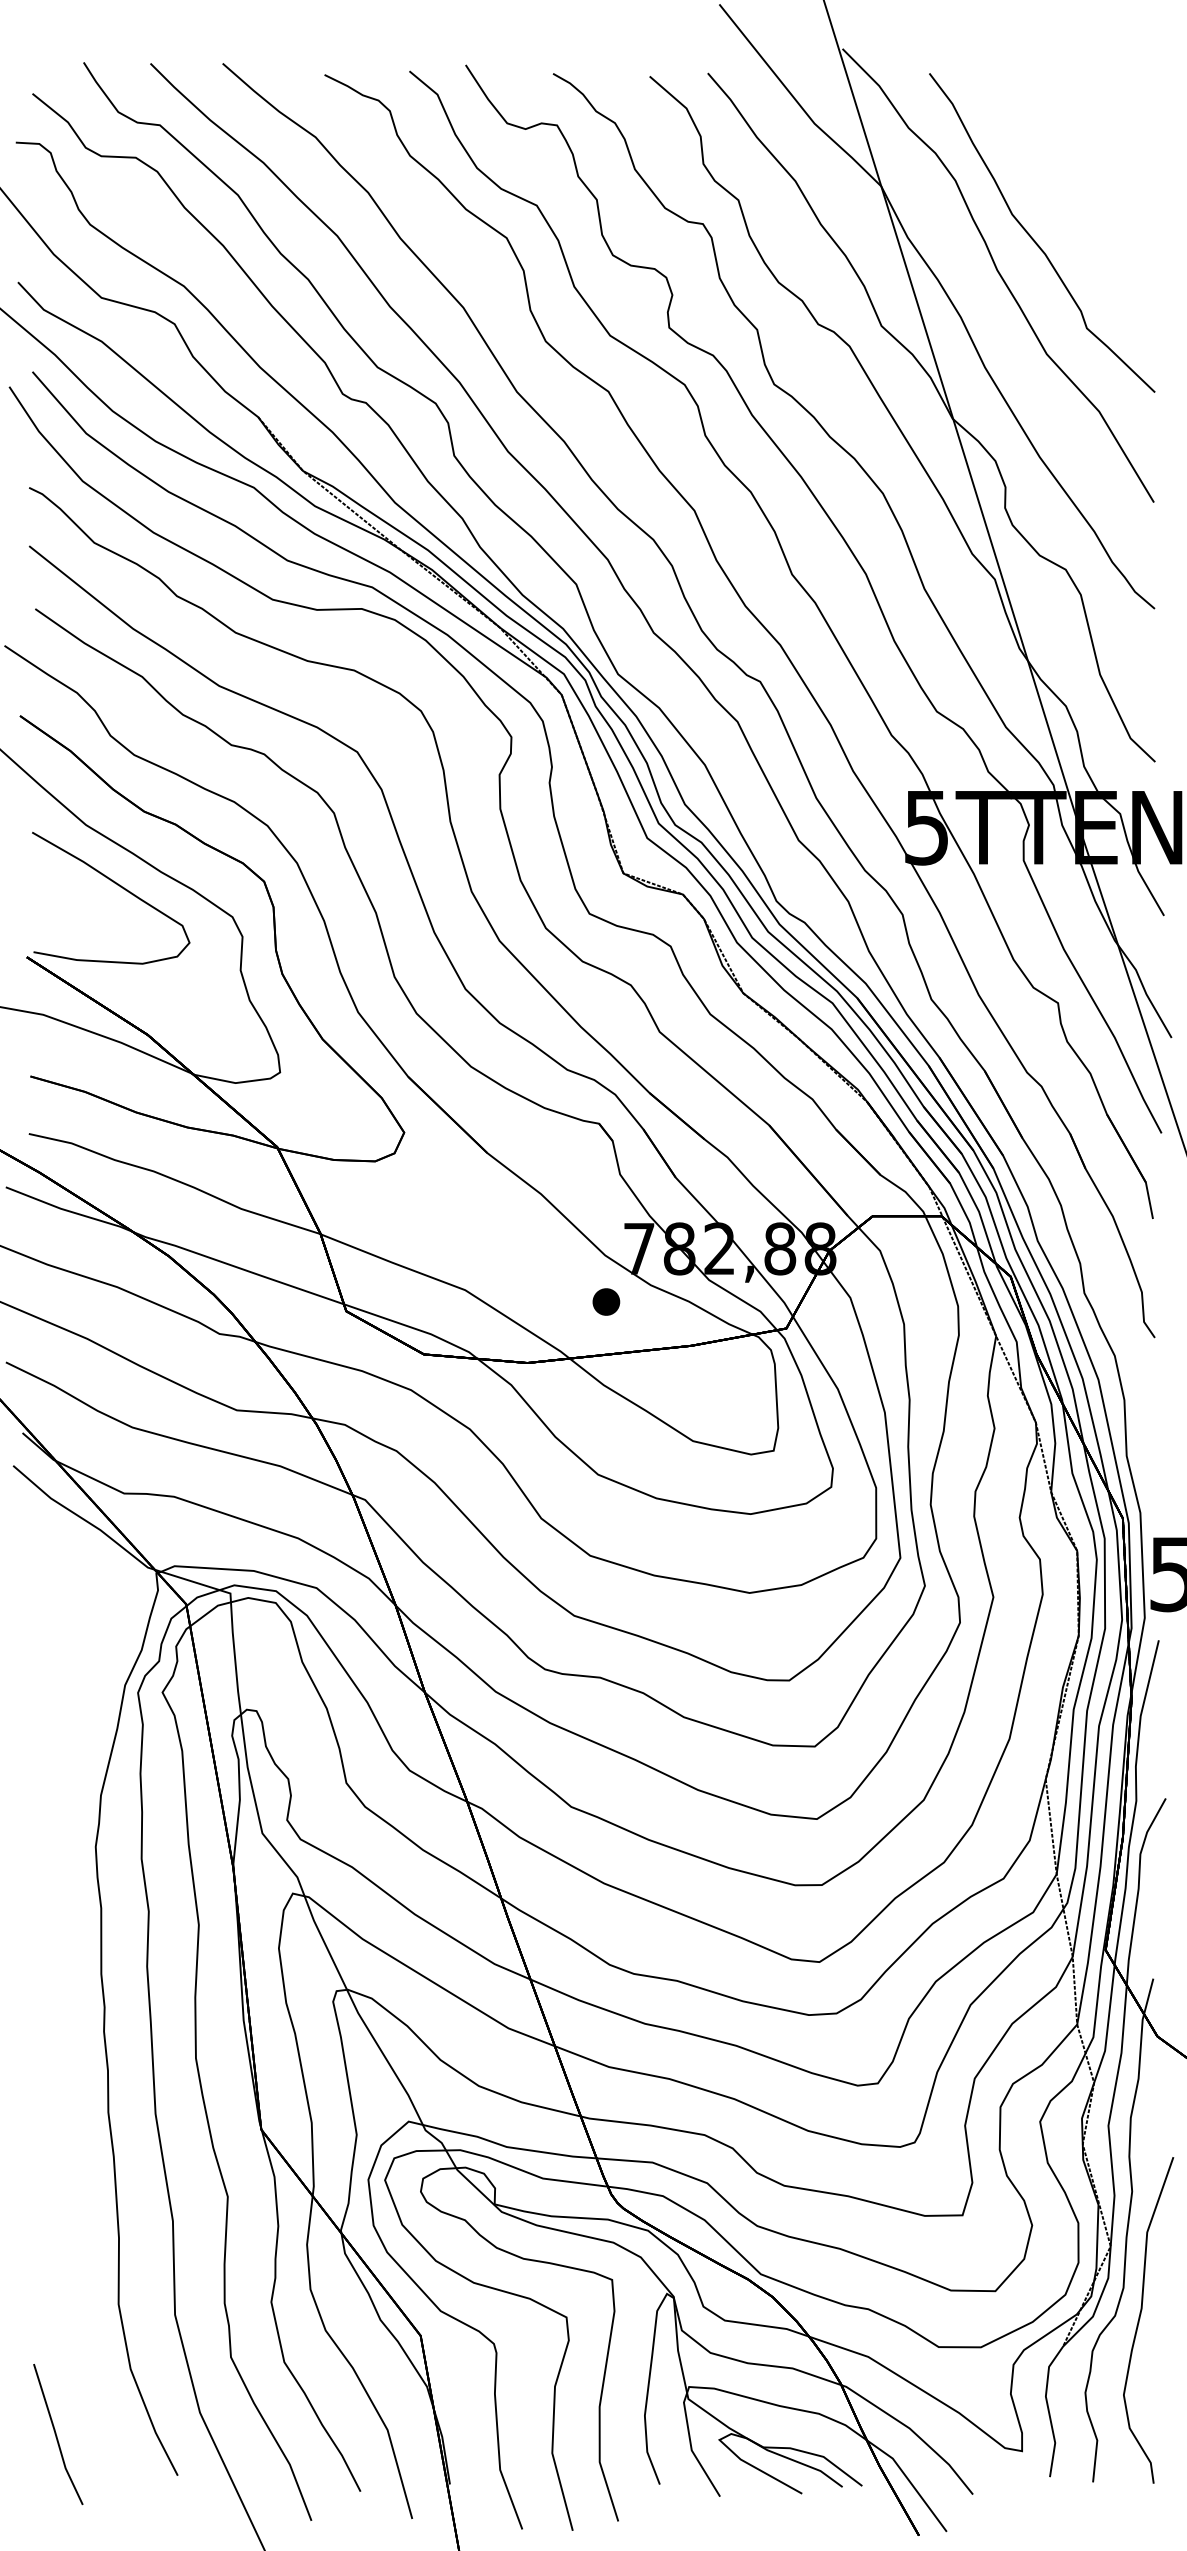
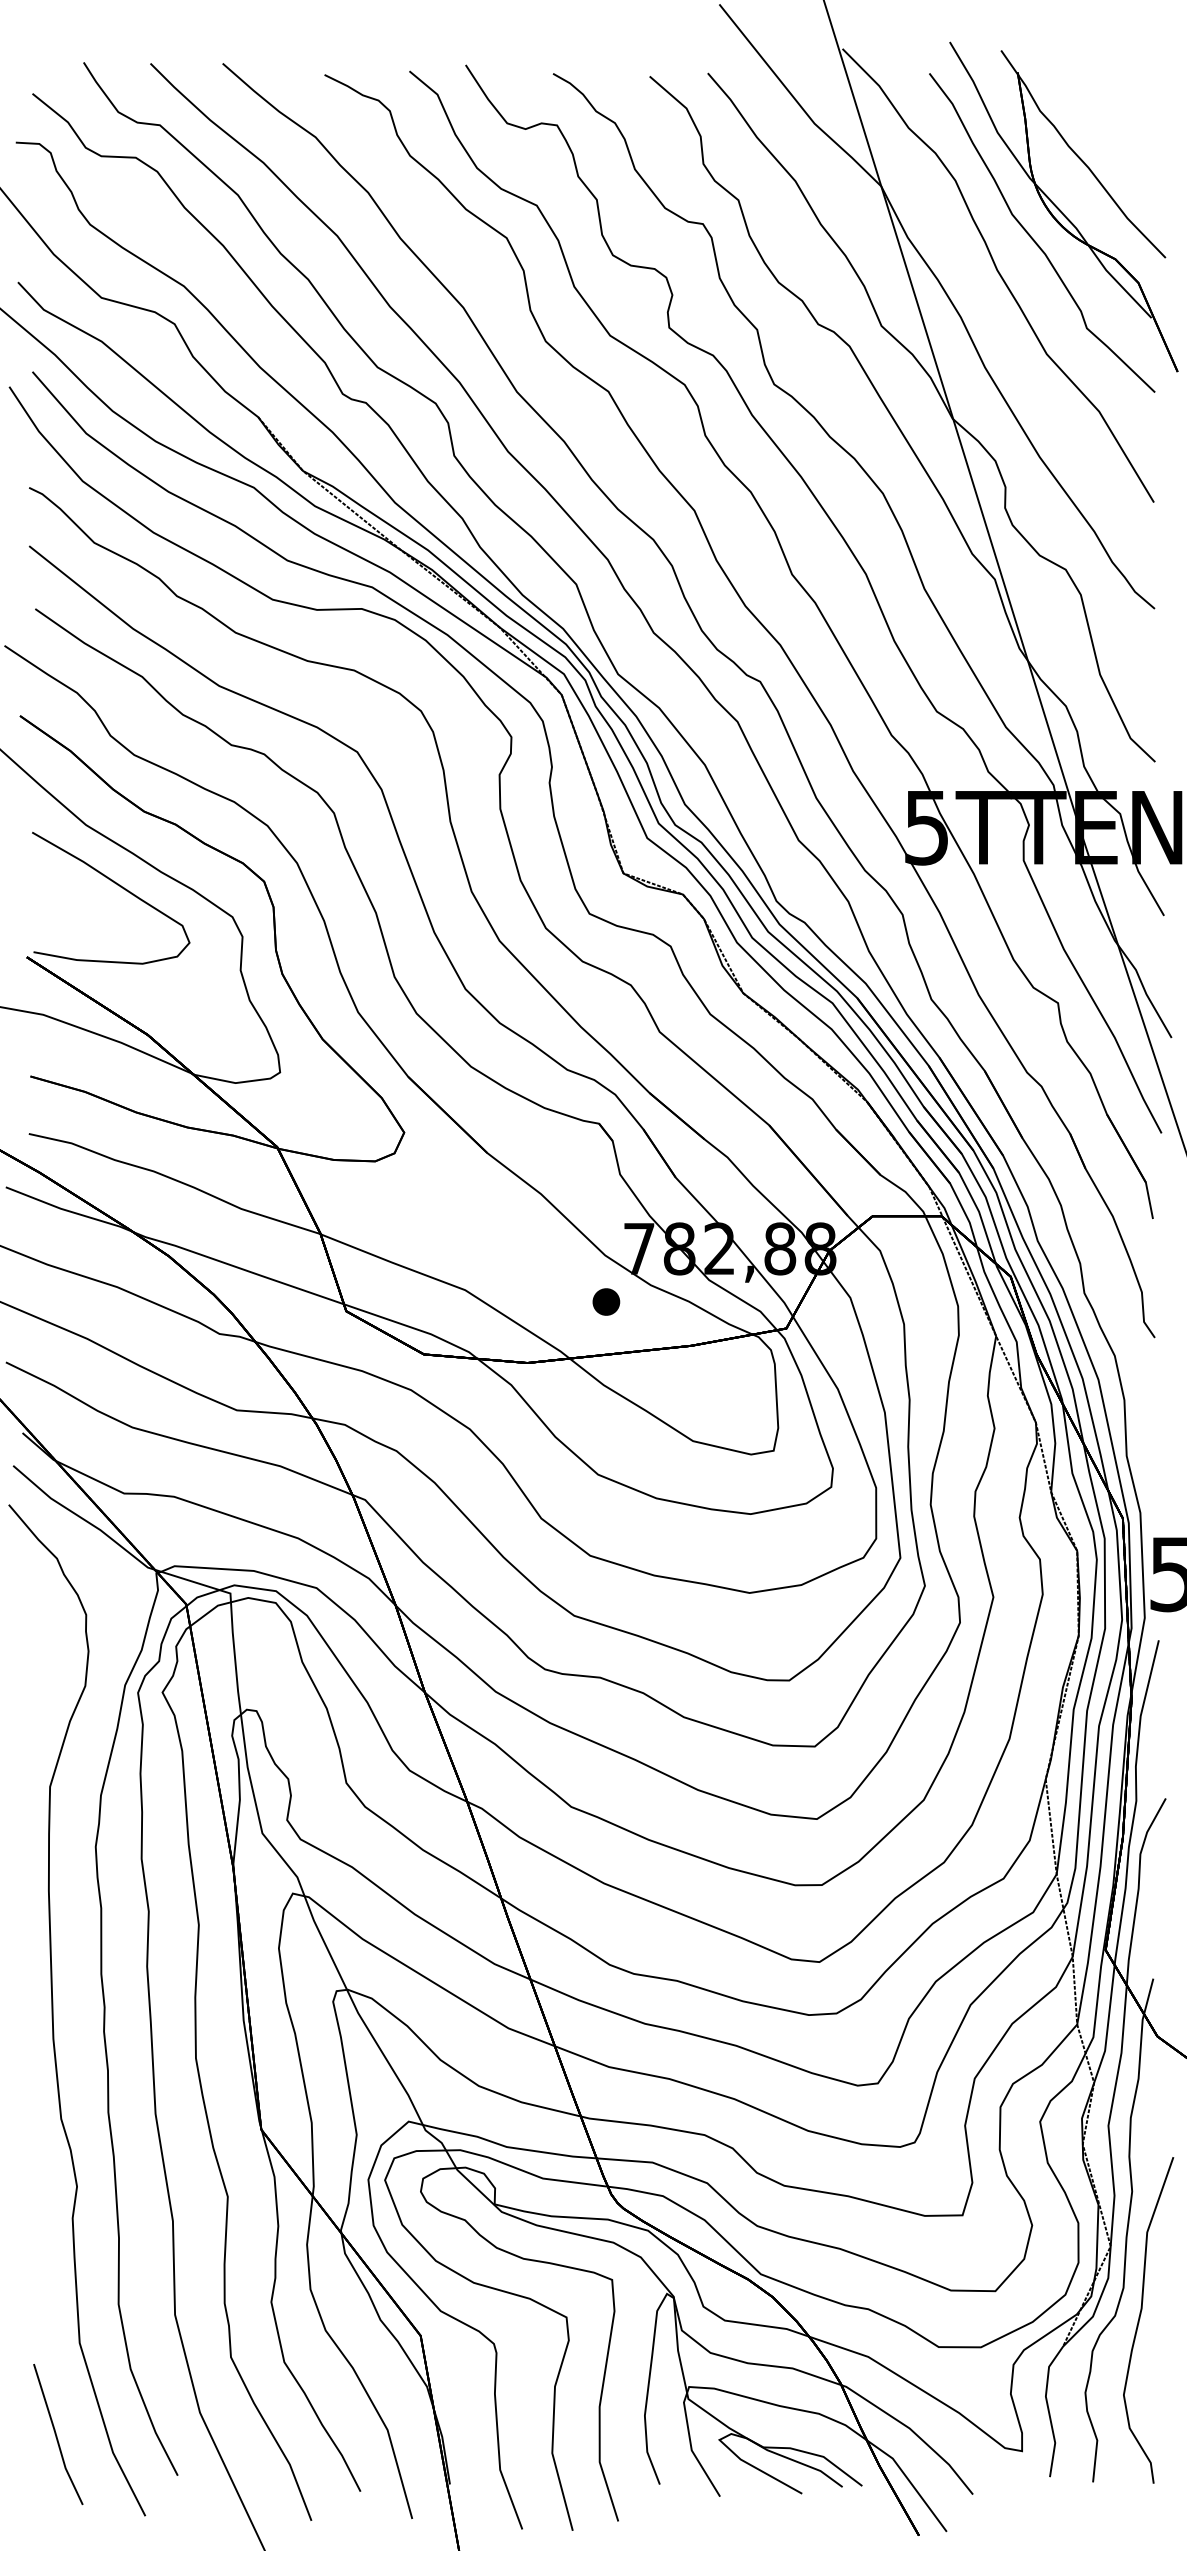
part: none -> present (1063, 206)
curve: none -> present (53, 2010)
